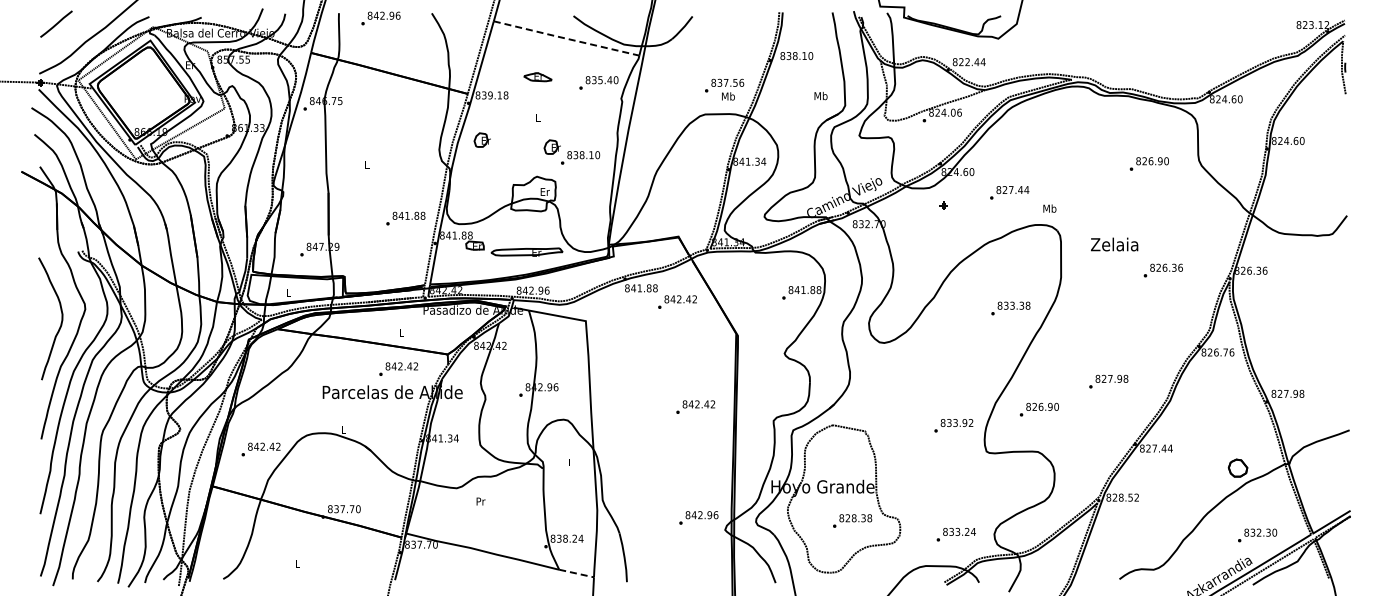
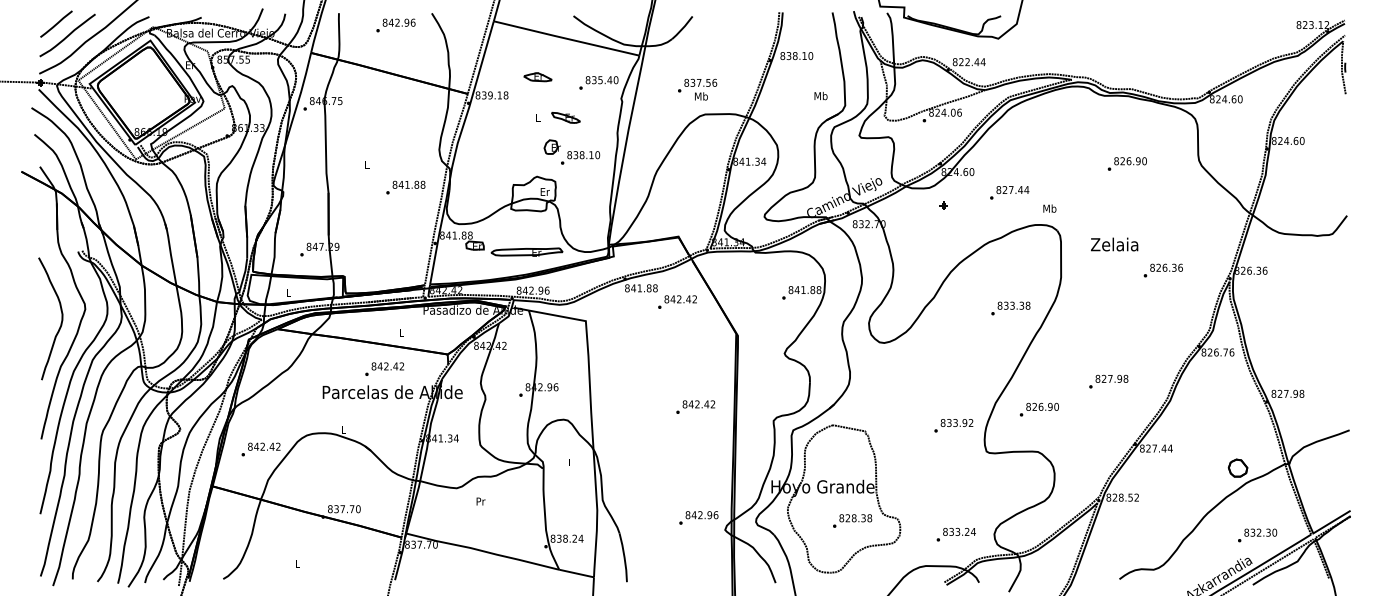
text position: (380, 18) -> (395, 25) (395, 25)
curve: none -> present (67, 35)
line: dashed -> solid (565, 38)
text position: (724, 89) -> (697, 89) (697, 89)
part: none -> present (565, 117)
part: present -> none (481, 139)
text position: (1148, 163) -> (1126, 163) (1126, 163)
text position: (405, 218) -> (405, 187) (405, 187)
text position: (398, 368) -> (384, 368) (384, 368)
line: dashed -> solid (576, 573)
